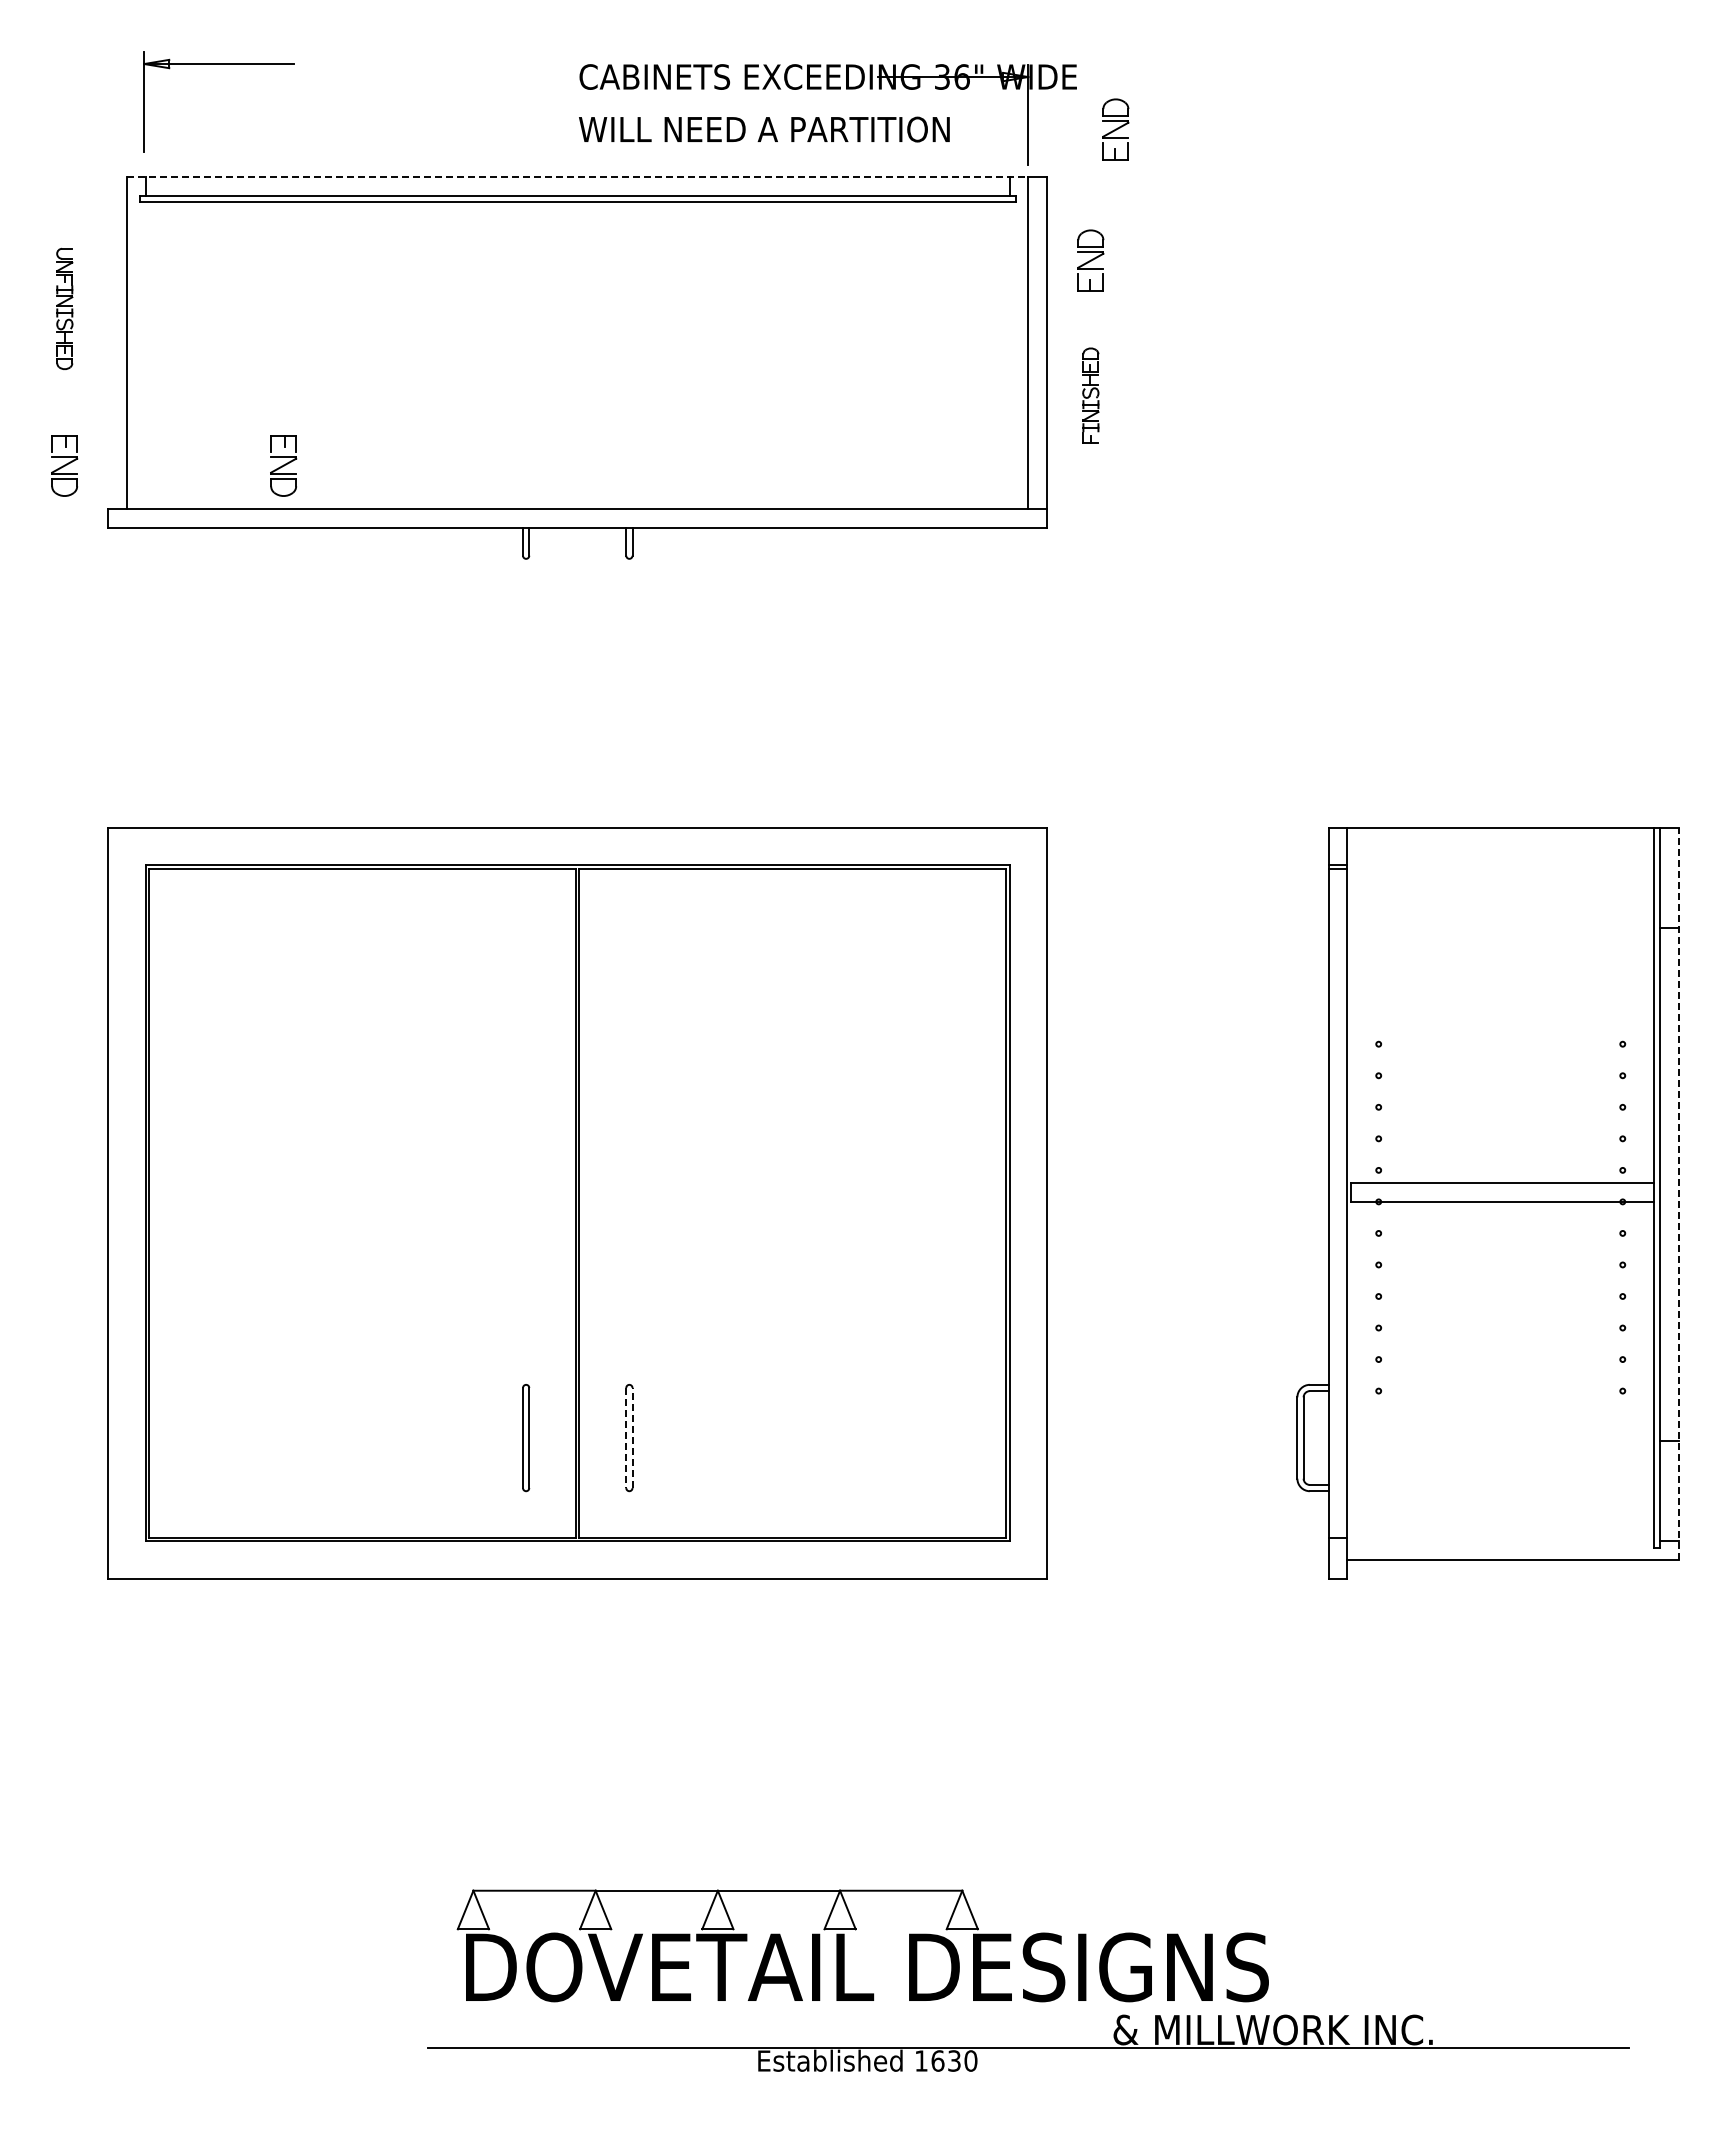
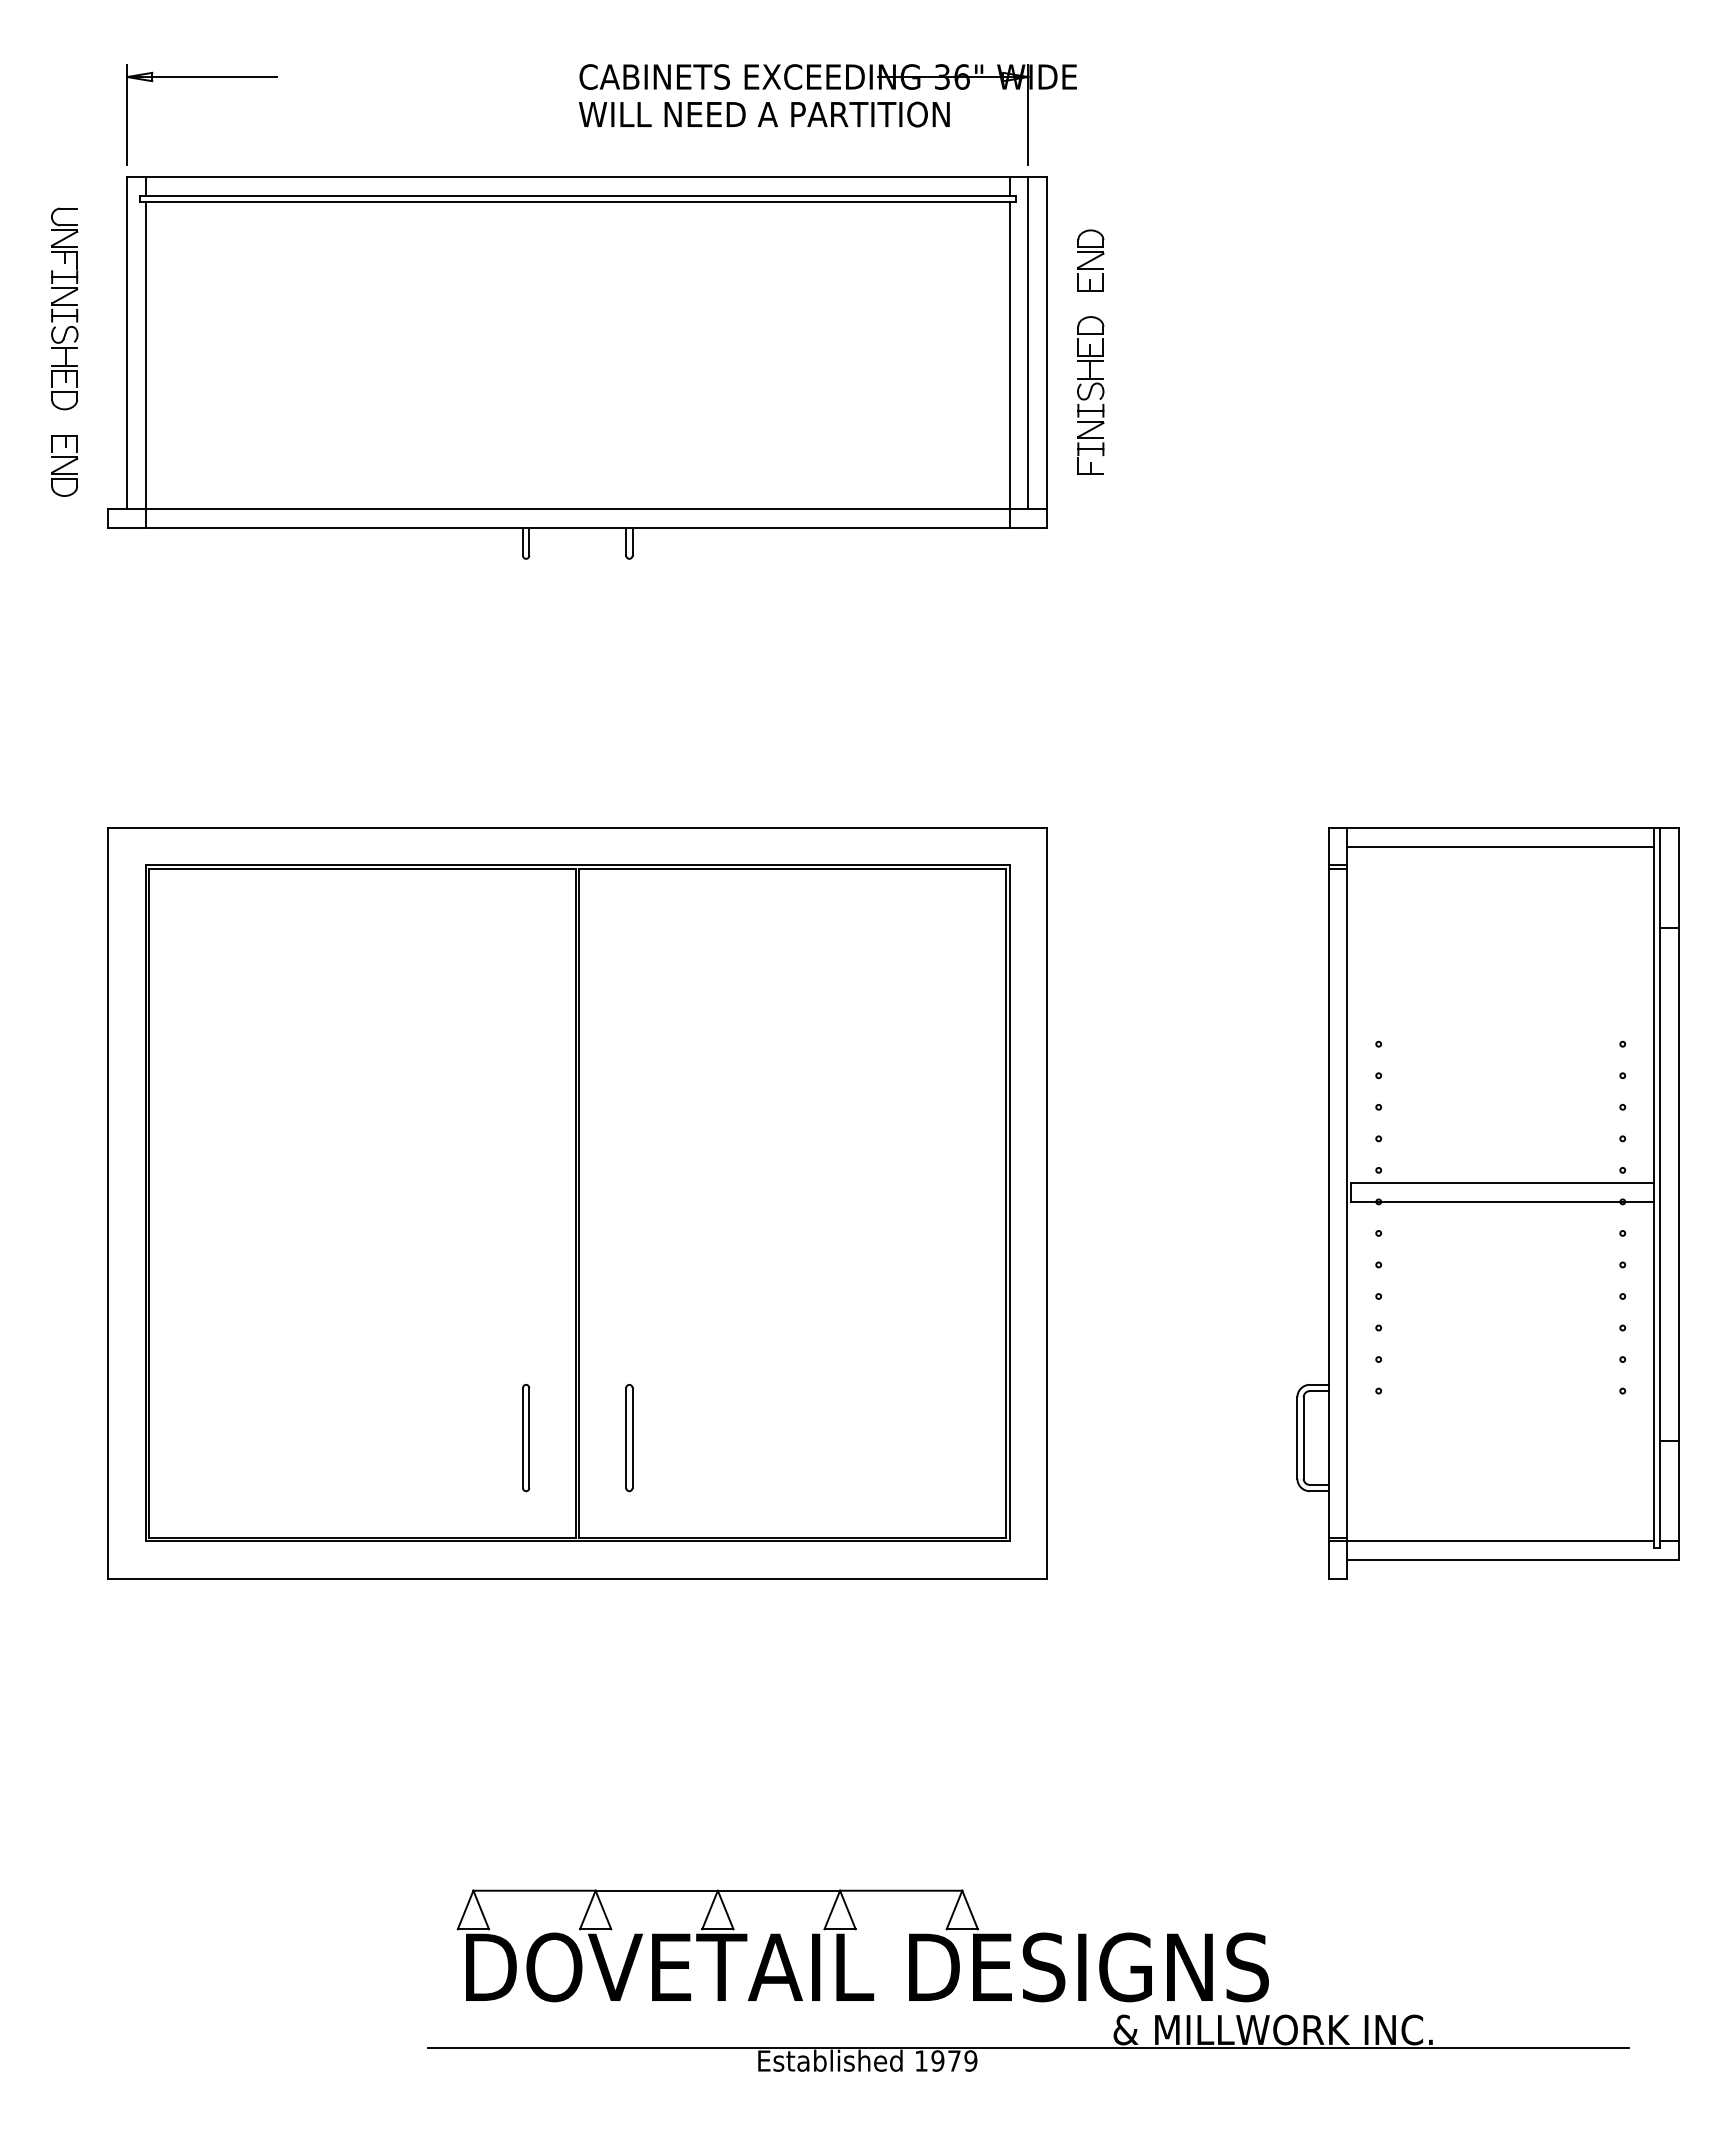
part position: (218, 64) -> (201, 77) (201, 77)
text position: (764, 129) -> (764, 114) (764, 114)
part: present -> none (1115, 129)
line: dashed -> solid (577, 177)
part size: 18x123 px -> 28x204 px (64, 308)
line: none -> present (146, 364)
line: none -> present (1009, 364)
part size: 18x97 px -> 28x159 px (1090, 395)
part: present -> none (283, 465)
line: none -> present (1500, 846)
line: dashed -> solid (1679, 1193)
line: dashed -> solid (632, 1437)
line: dashed -> solid (626, 1438)
line: none -> present (1491, 1541)
text: 1630 -> 1979 (954, 2060)
